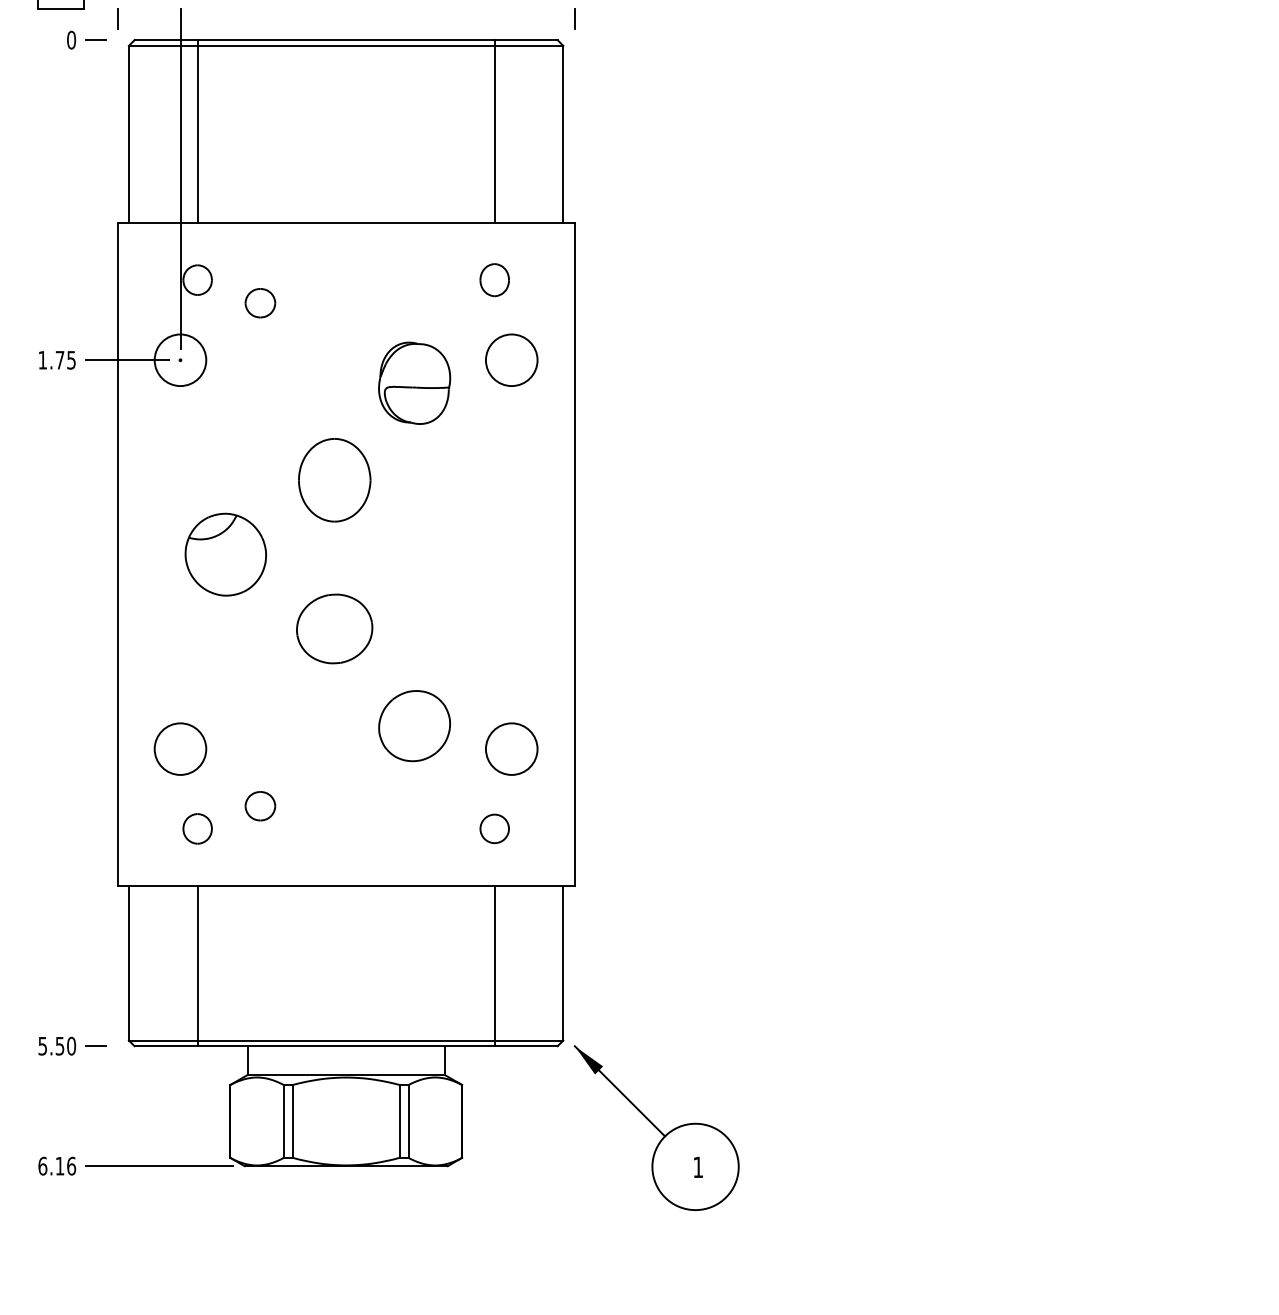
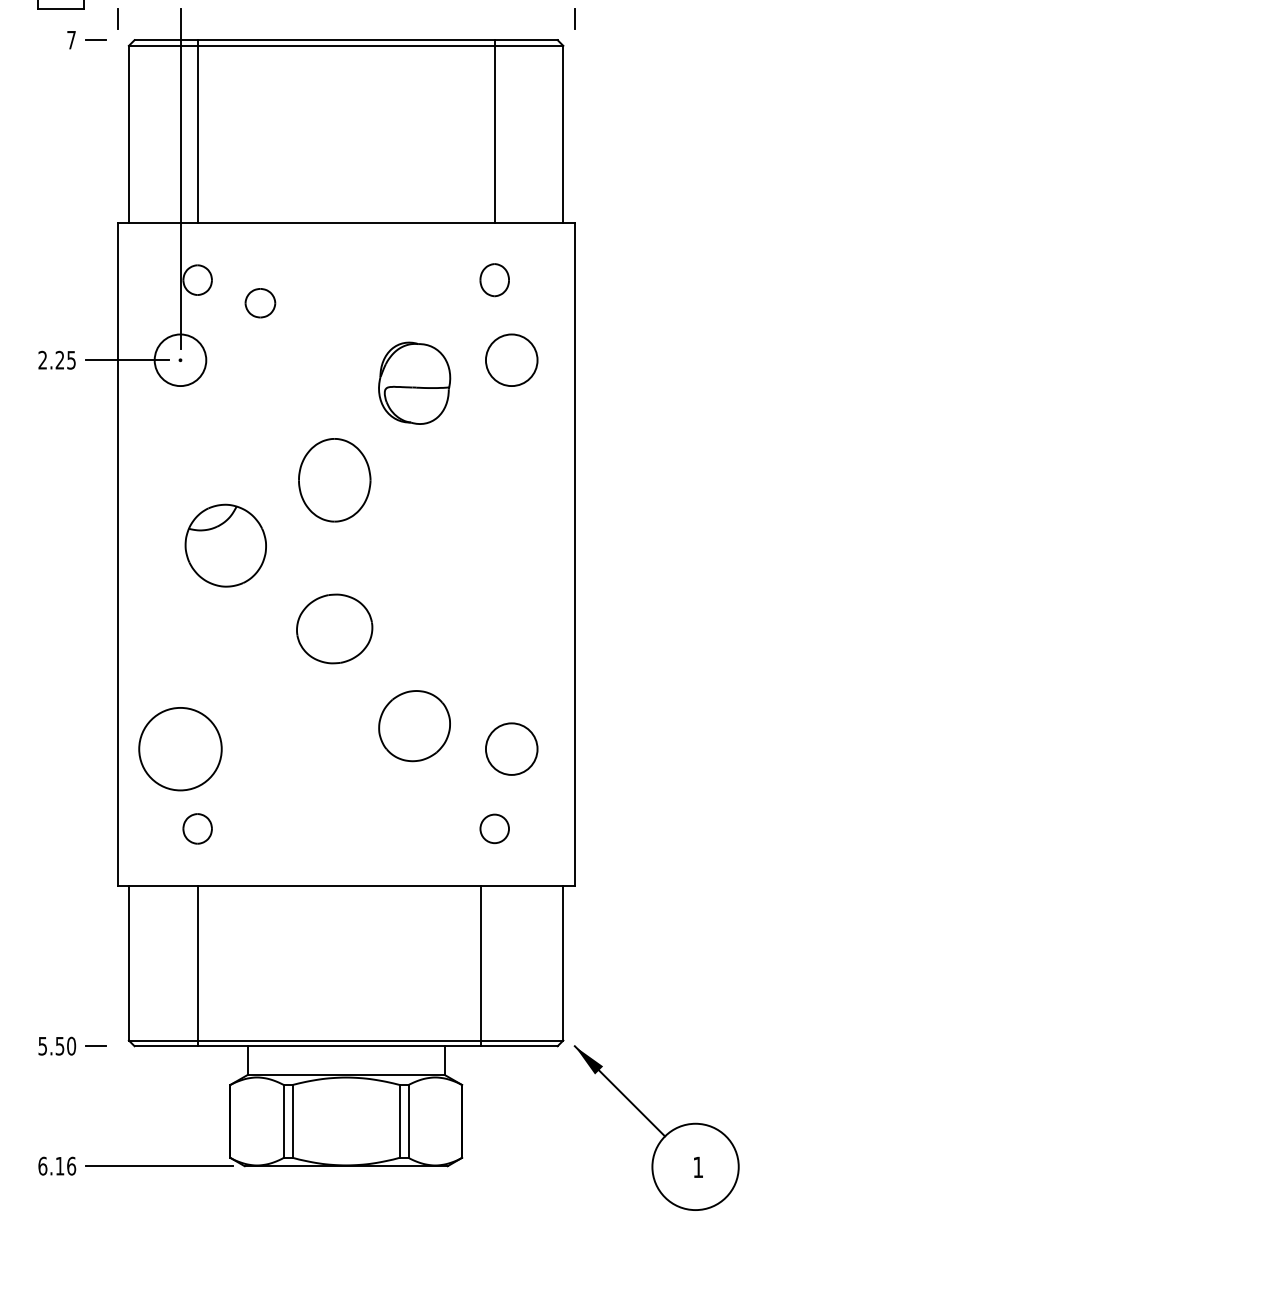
text: 0 -> 7 (71, 39)
text: 1.75 -> 2.25 (51, 359)
part position: (225, 554) -> (225, 545) (225, 545)
circle diameter: 52 px -> 83 px (180, 748)
part: present -> none (260, 806)
line position: (494, 966) -> (480, 966) (480, 966)
